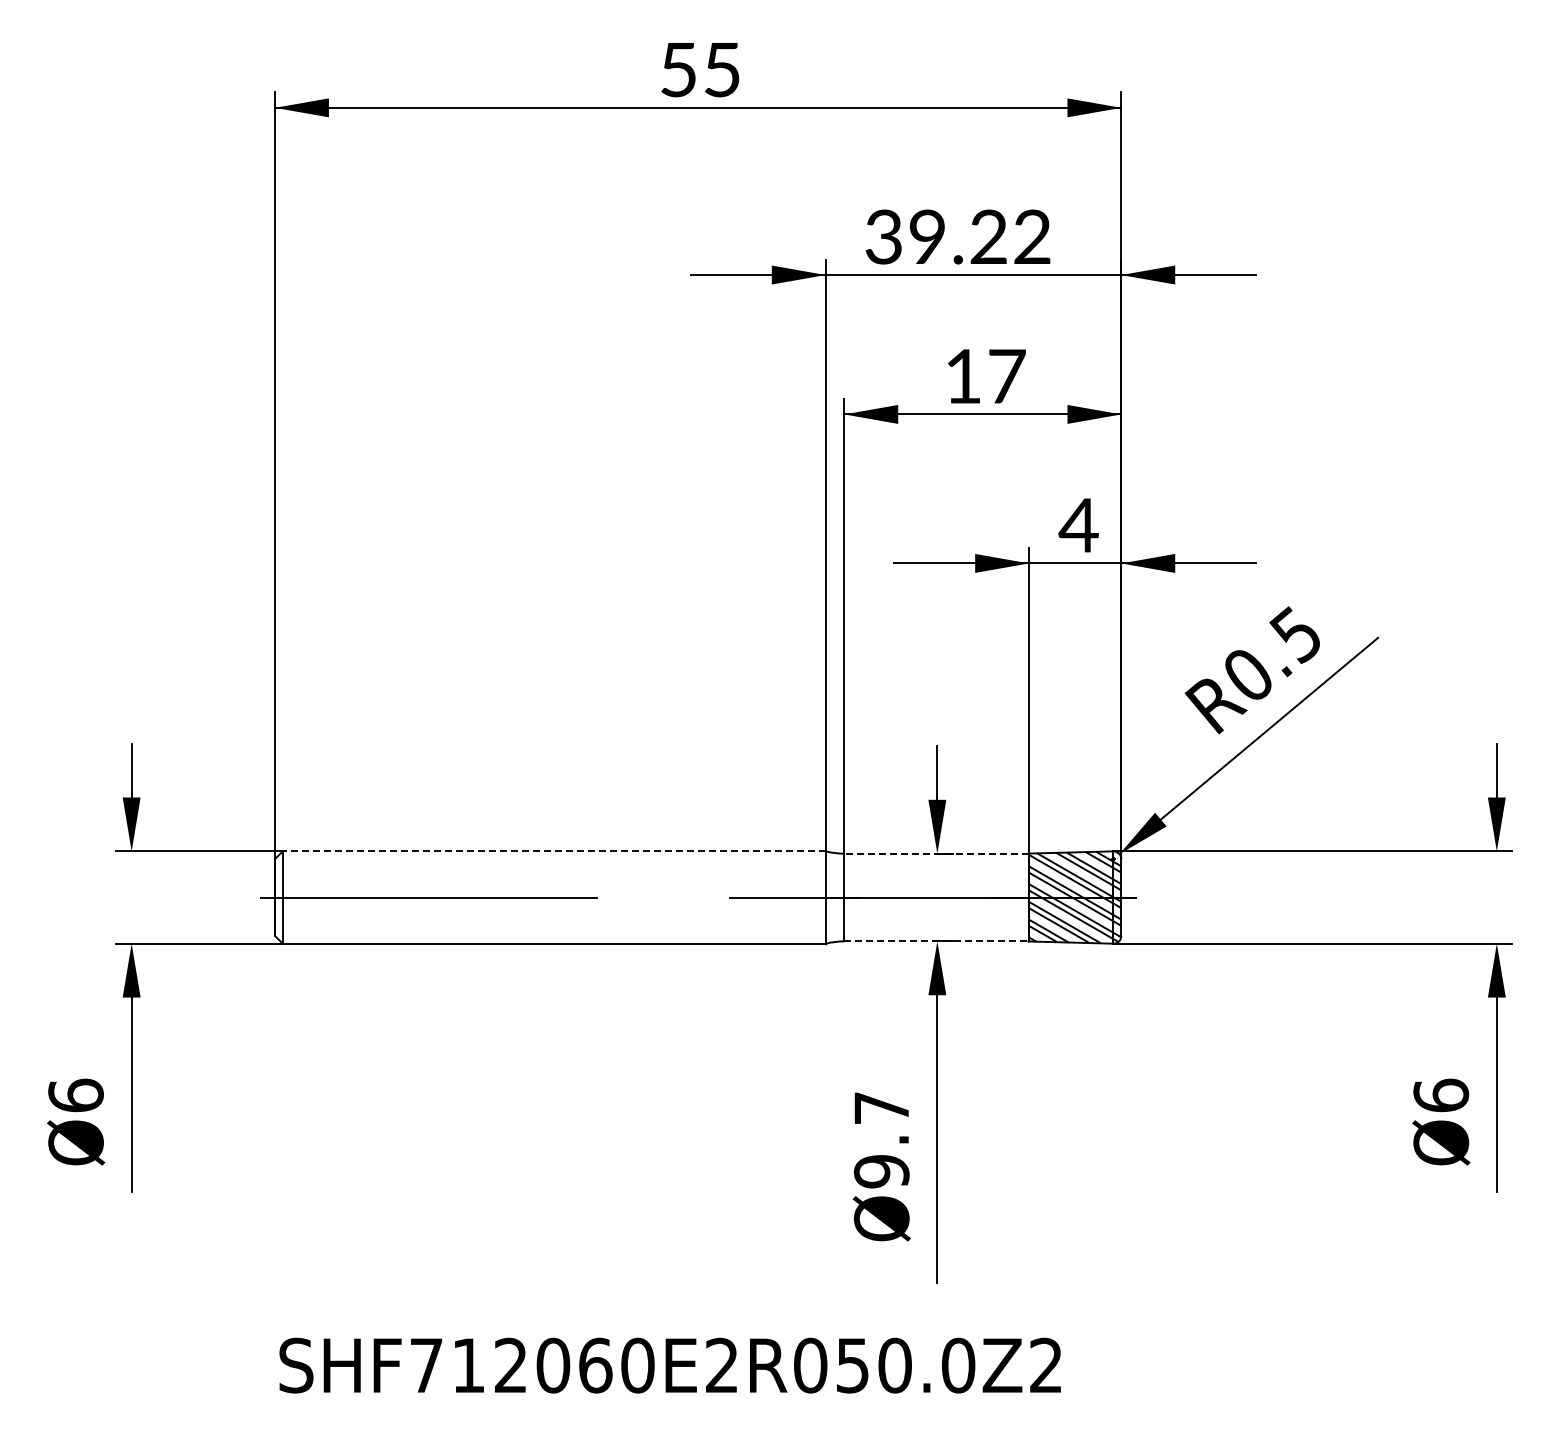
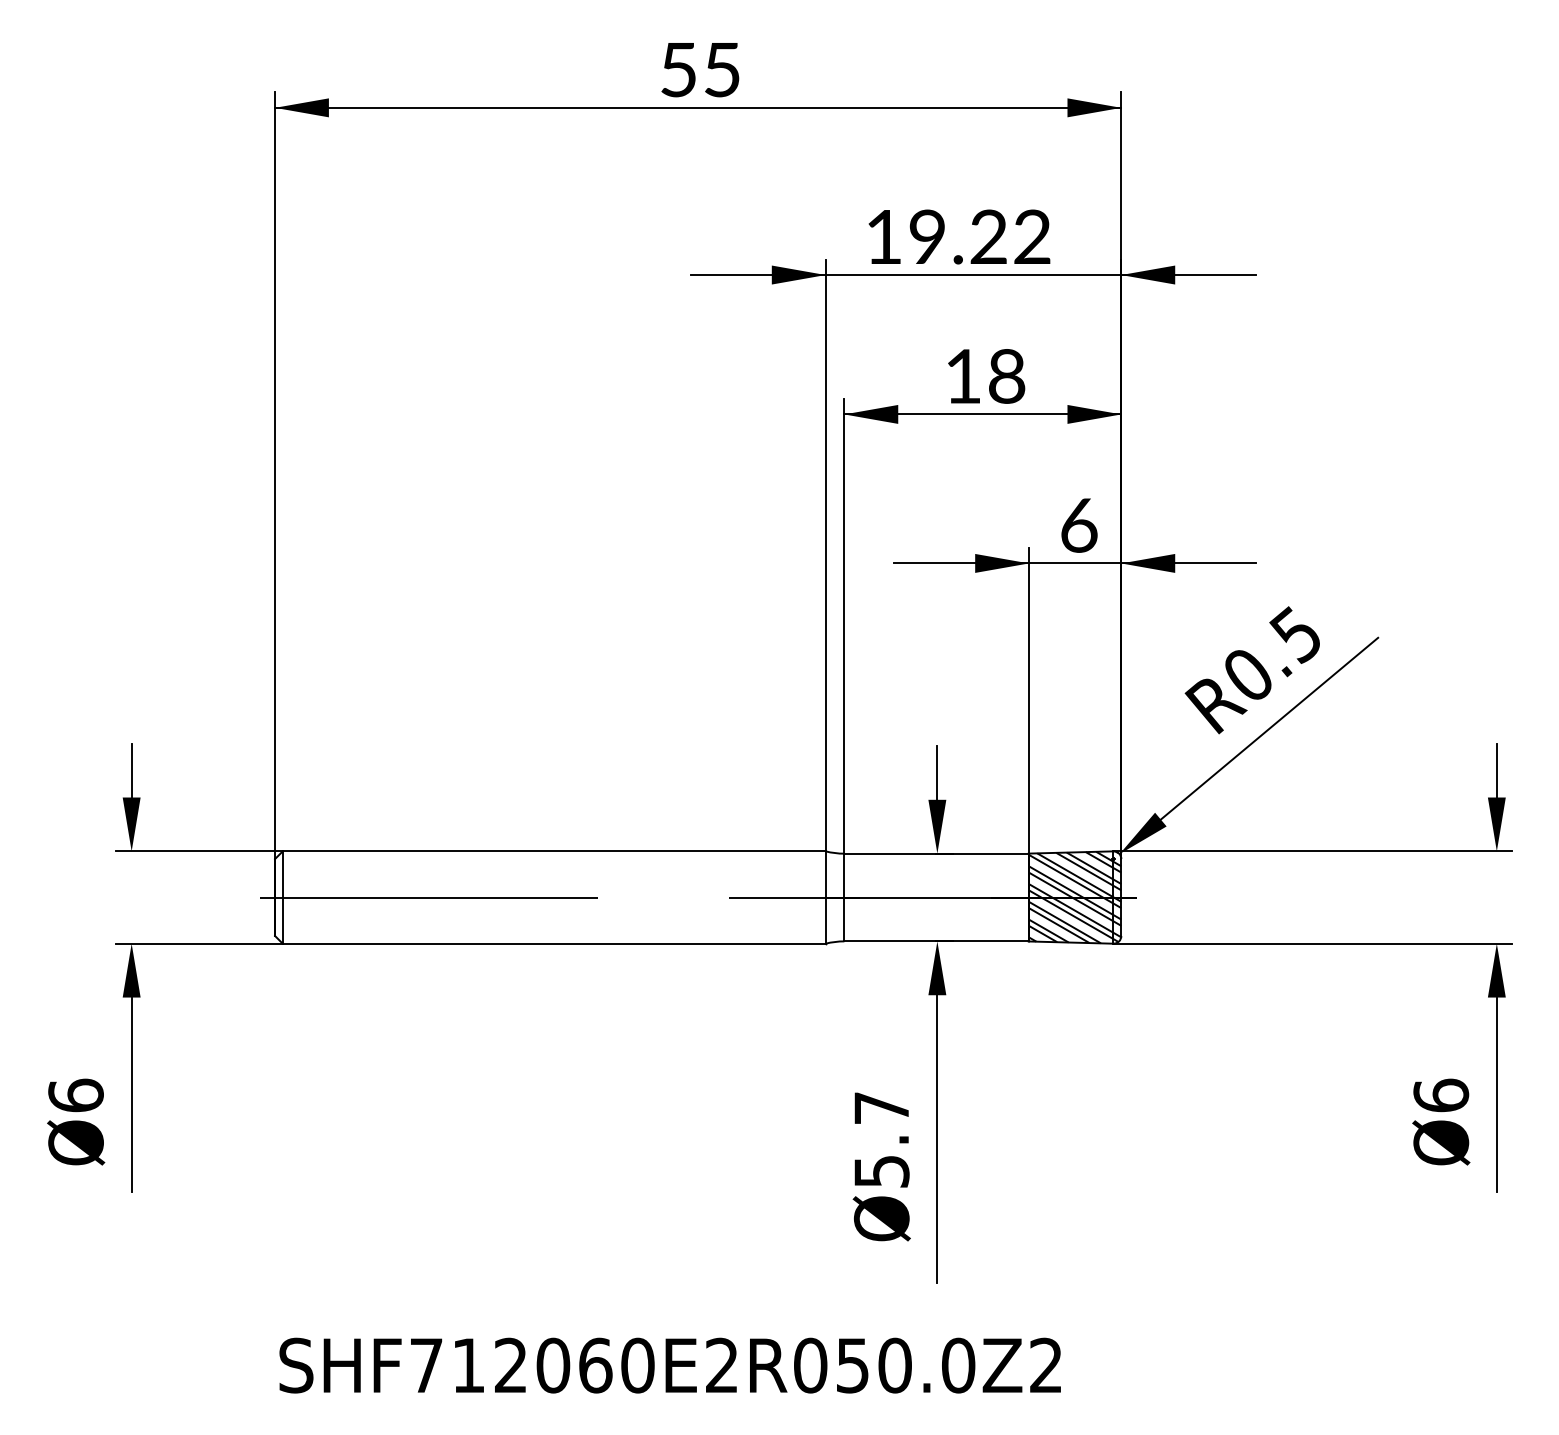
text: 39.22 -> 19.22 (883, 236)
text: 17 -> 18 (1007, 376)
text: 4 -> 6 (1078, 525)
line: dashed -> solid (553, 851)
line: dashed -> solid (935, 853)
line: dashed -> solid (936, 941)
text: Ø9.7 -> Ø5.7 (881, 1171)
